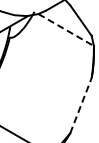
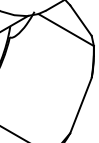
line: dashed -> solid (66, 30)
line: dashed -> solid (80, 105)
